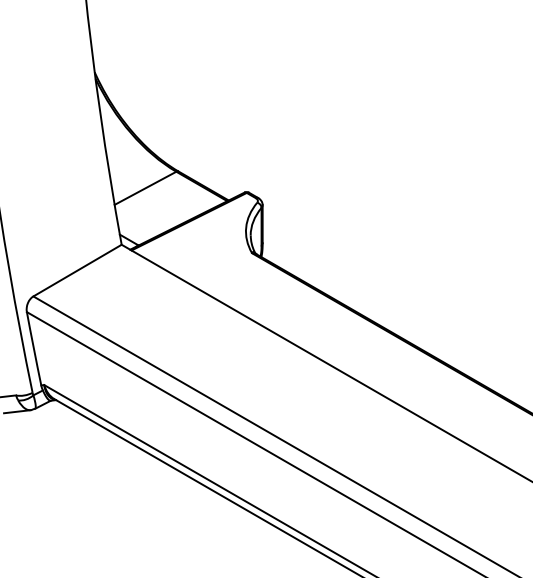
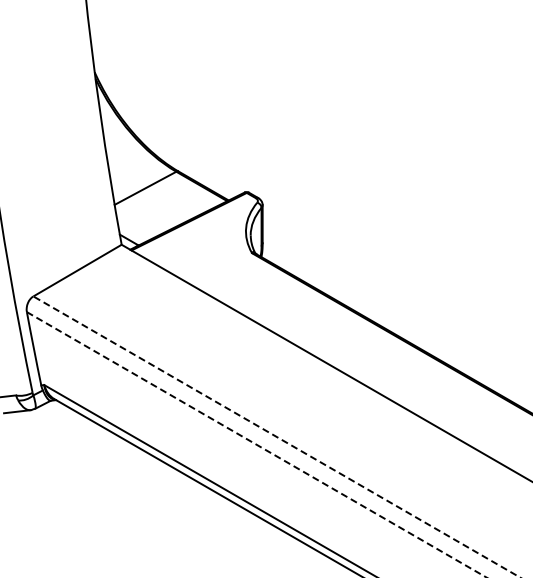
line: solid -> dashed (276, 436)
line: solid -> dashed (257, 445)
